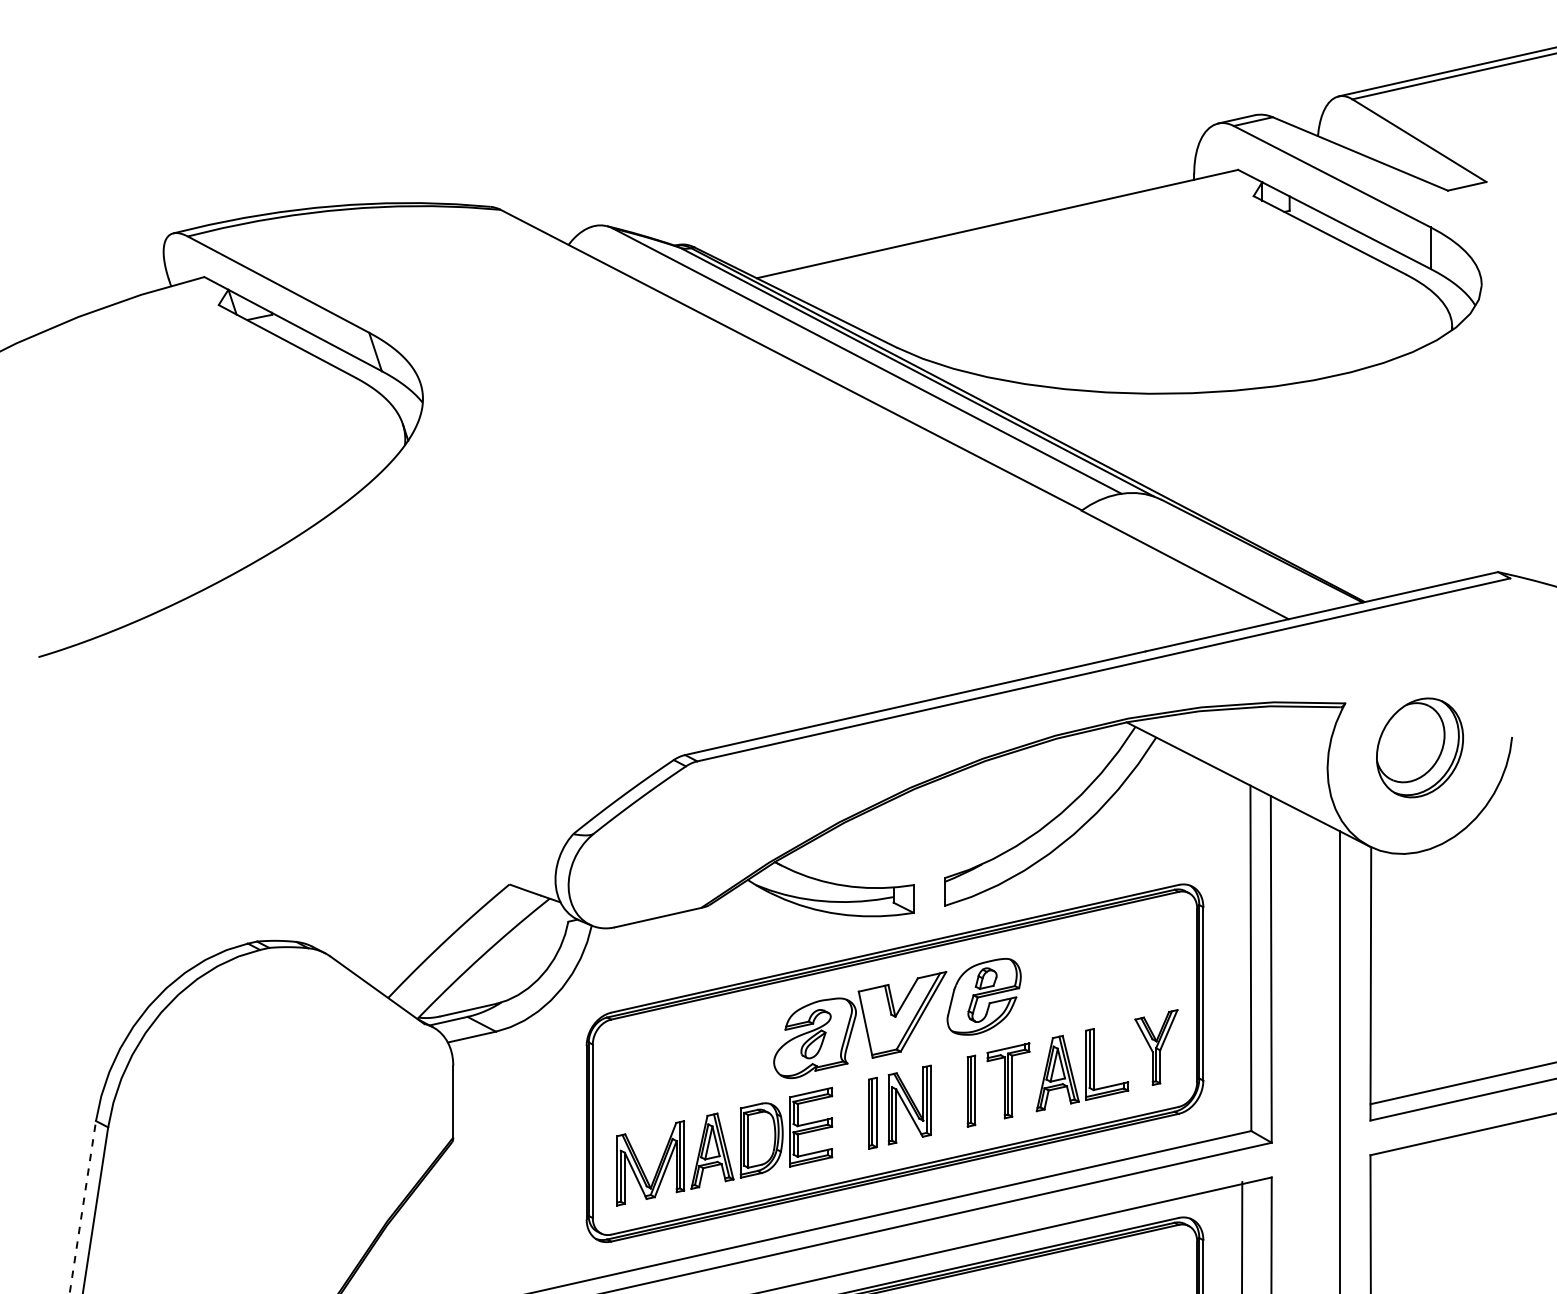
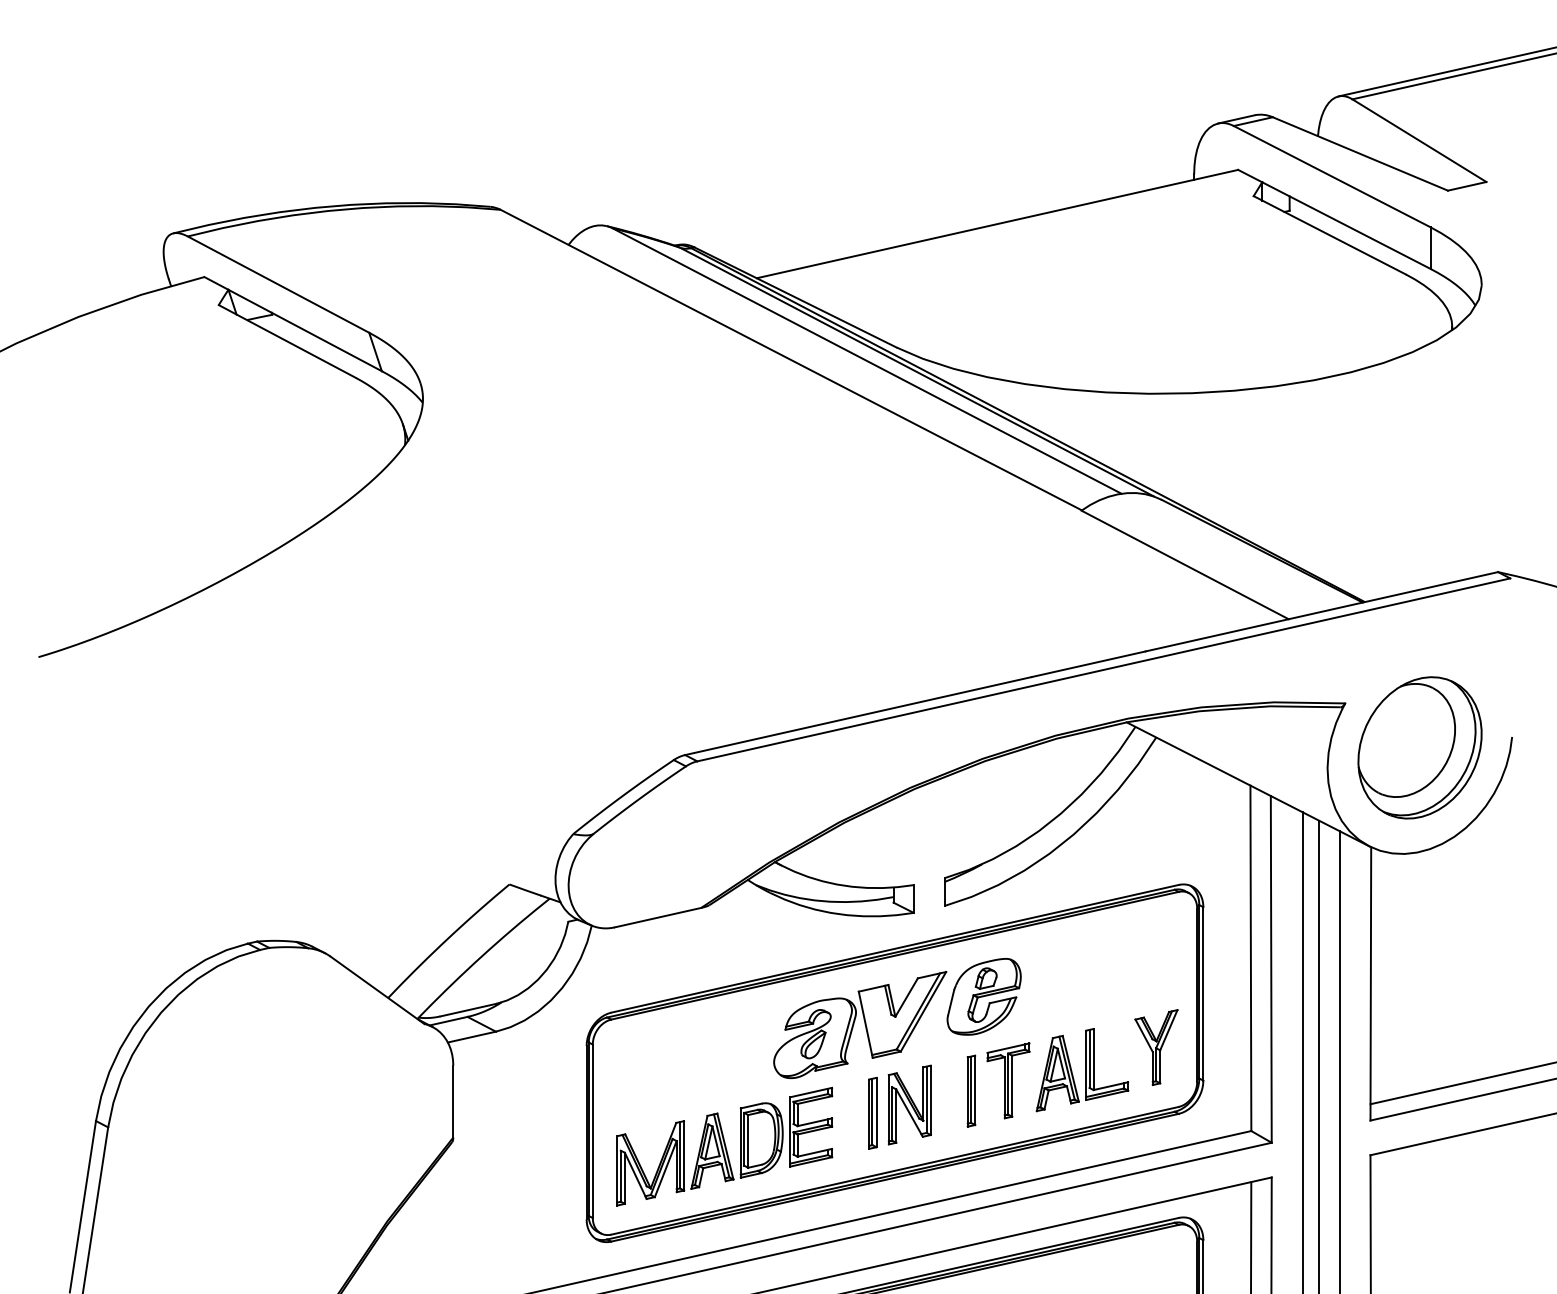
part size: 88x102 px -> 126x144 px (1419, 747)
line: none -> present (1302, 1051)
line: none -> present (1319, 1055)
line: dashed -> solid (82, 1206)
line position: (1242, 1236) -> (1251, 1236) (1251, 1236)
